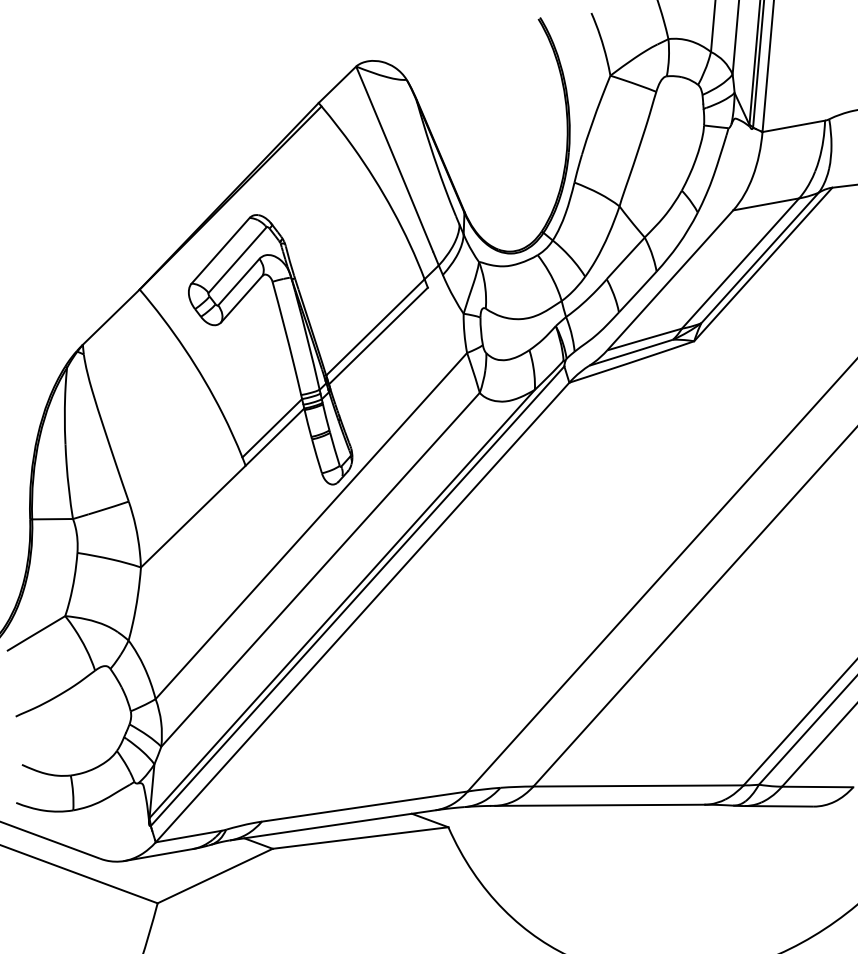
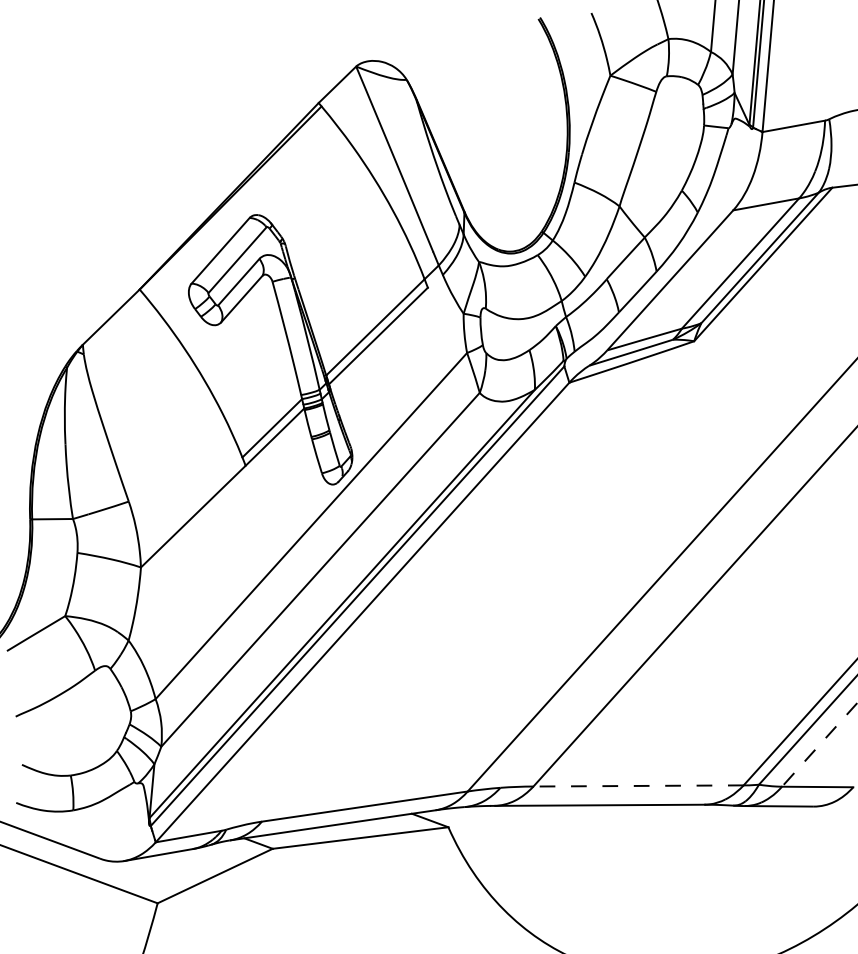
line: solid -> dashed (820, 744)
line: solid -> dashed (638, 785)
